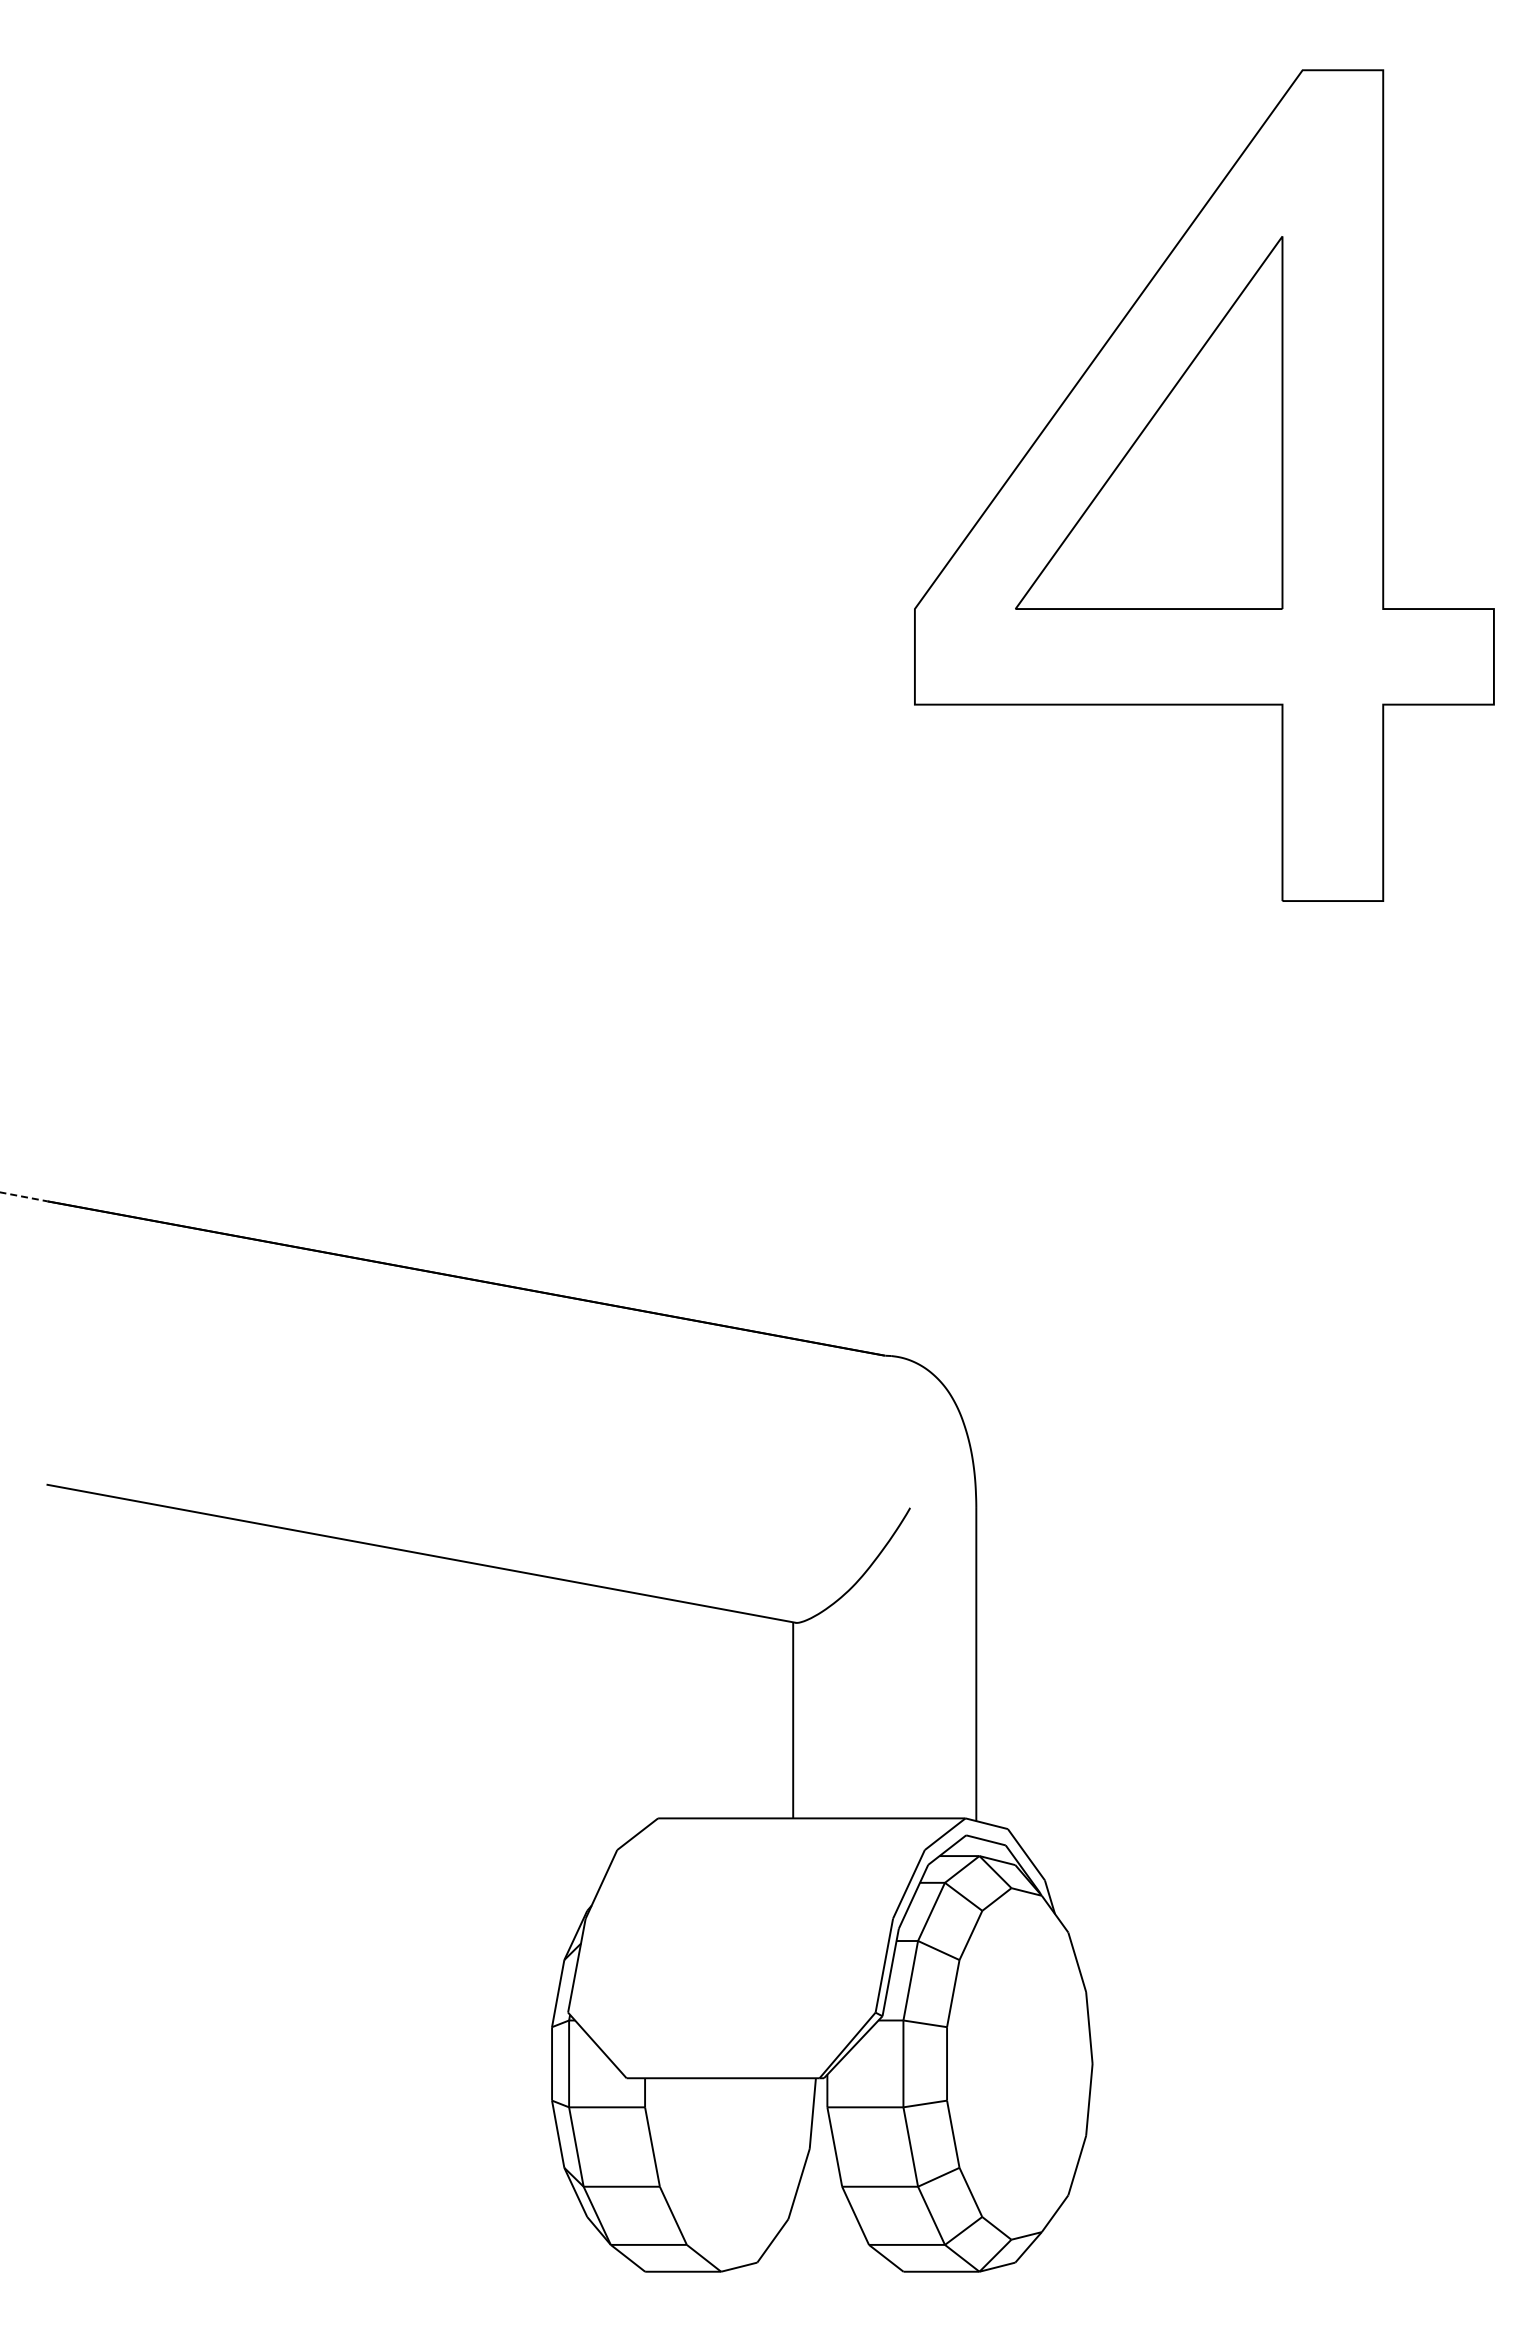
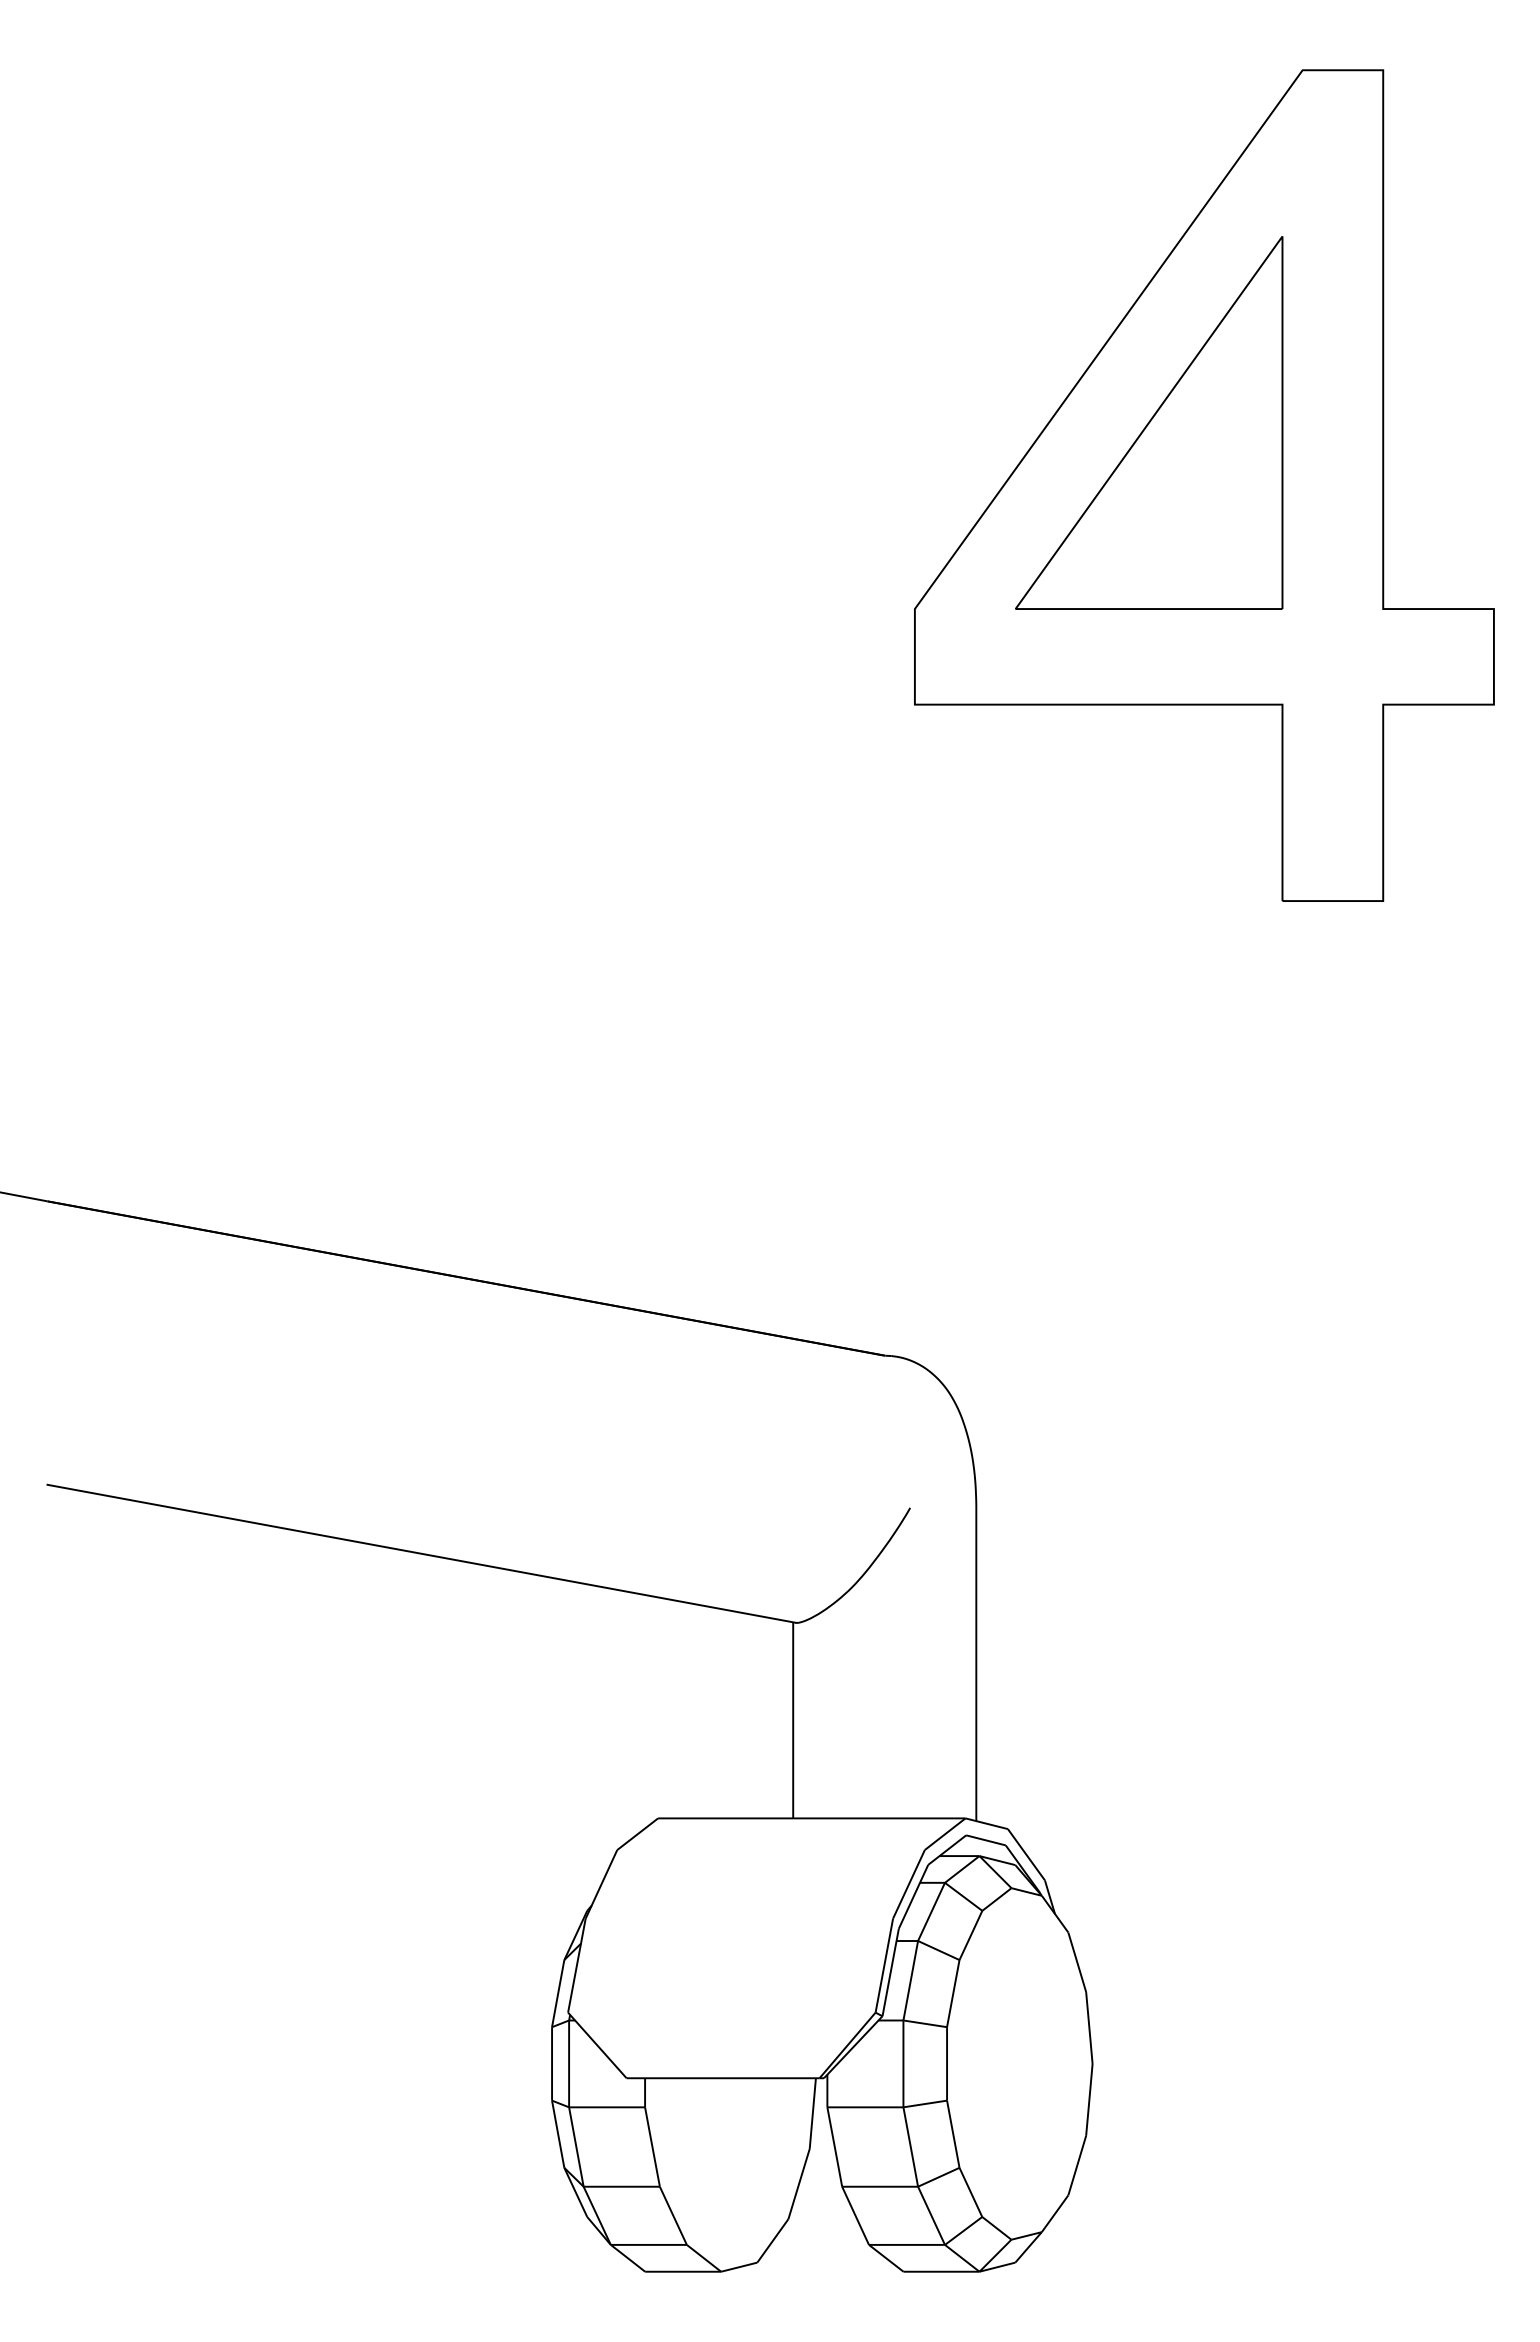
line: dashed -> solid (24, 1196)
